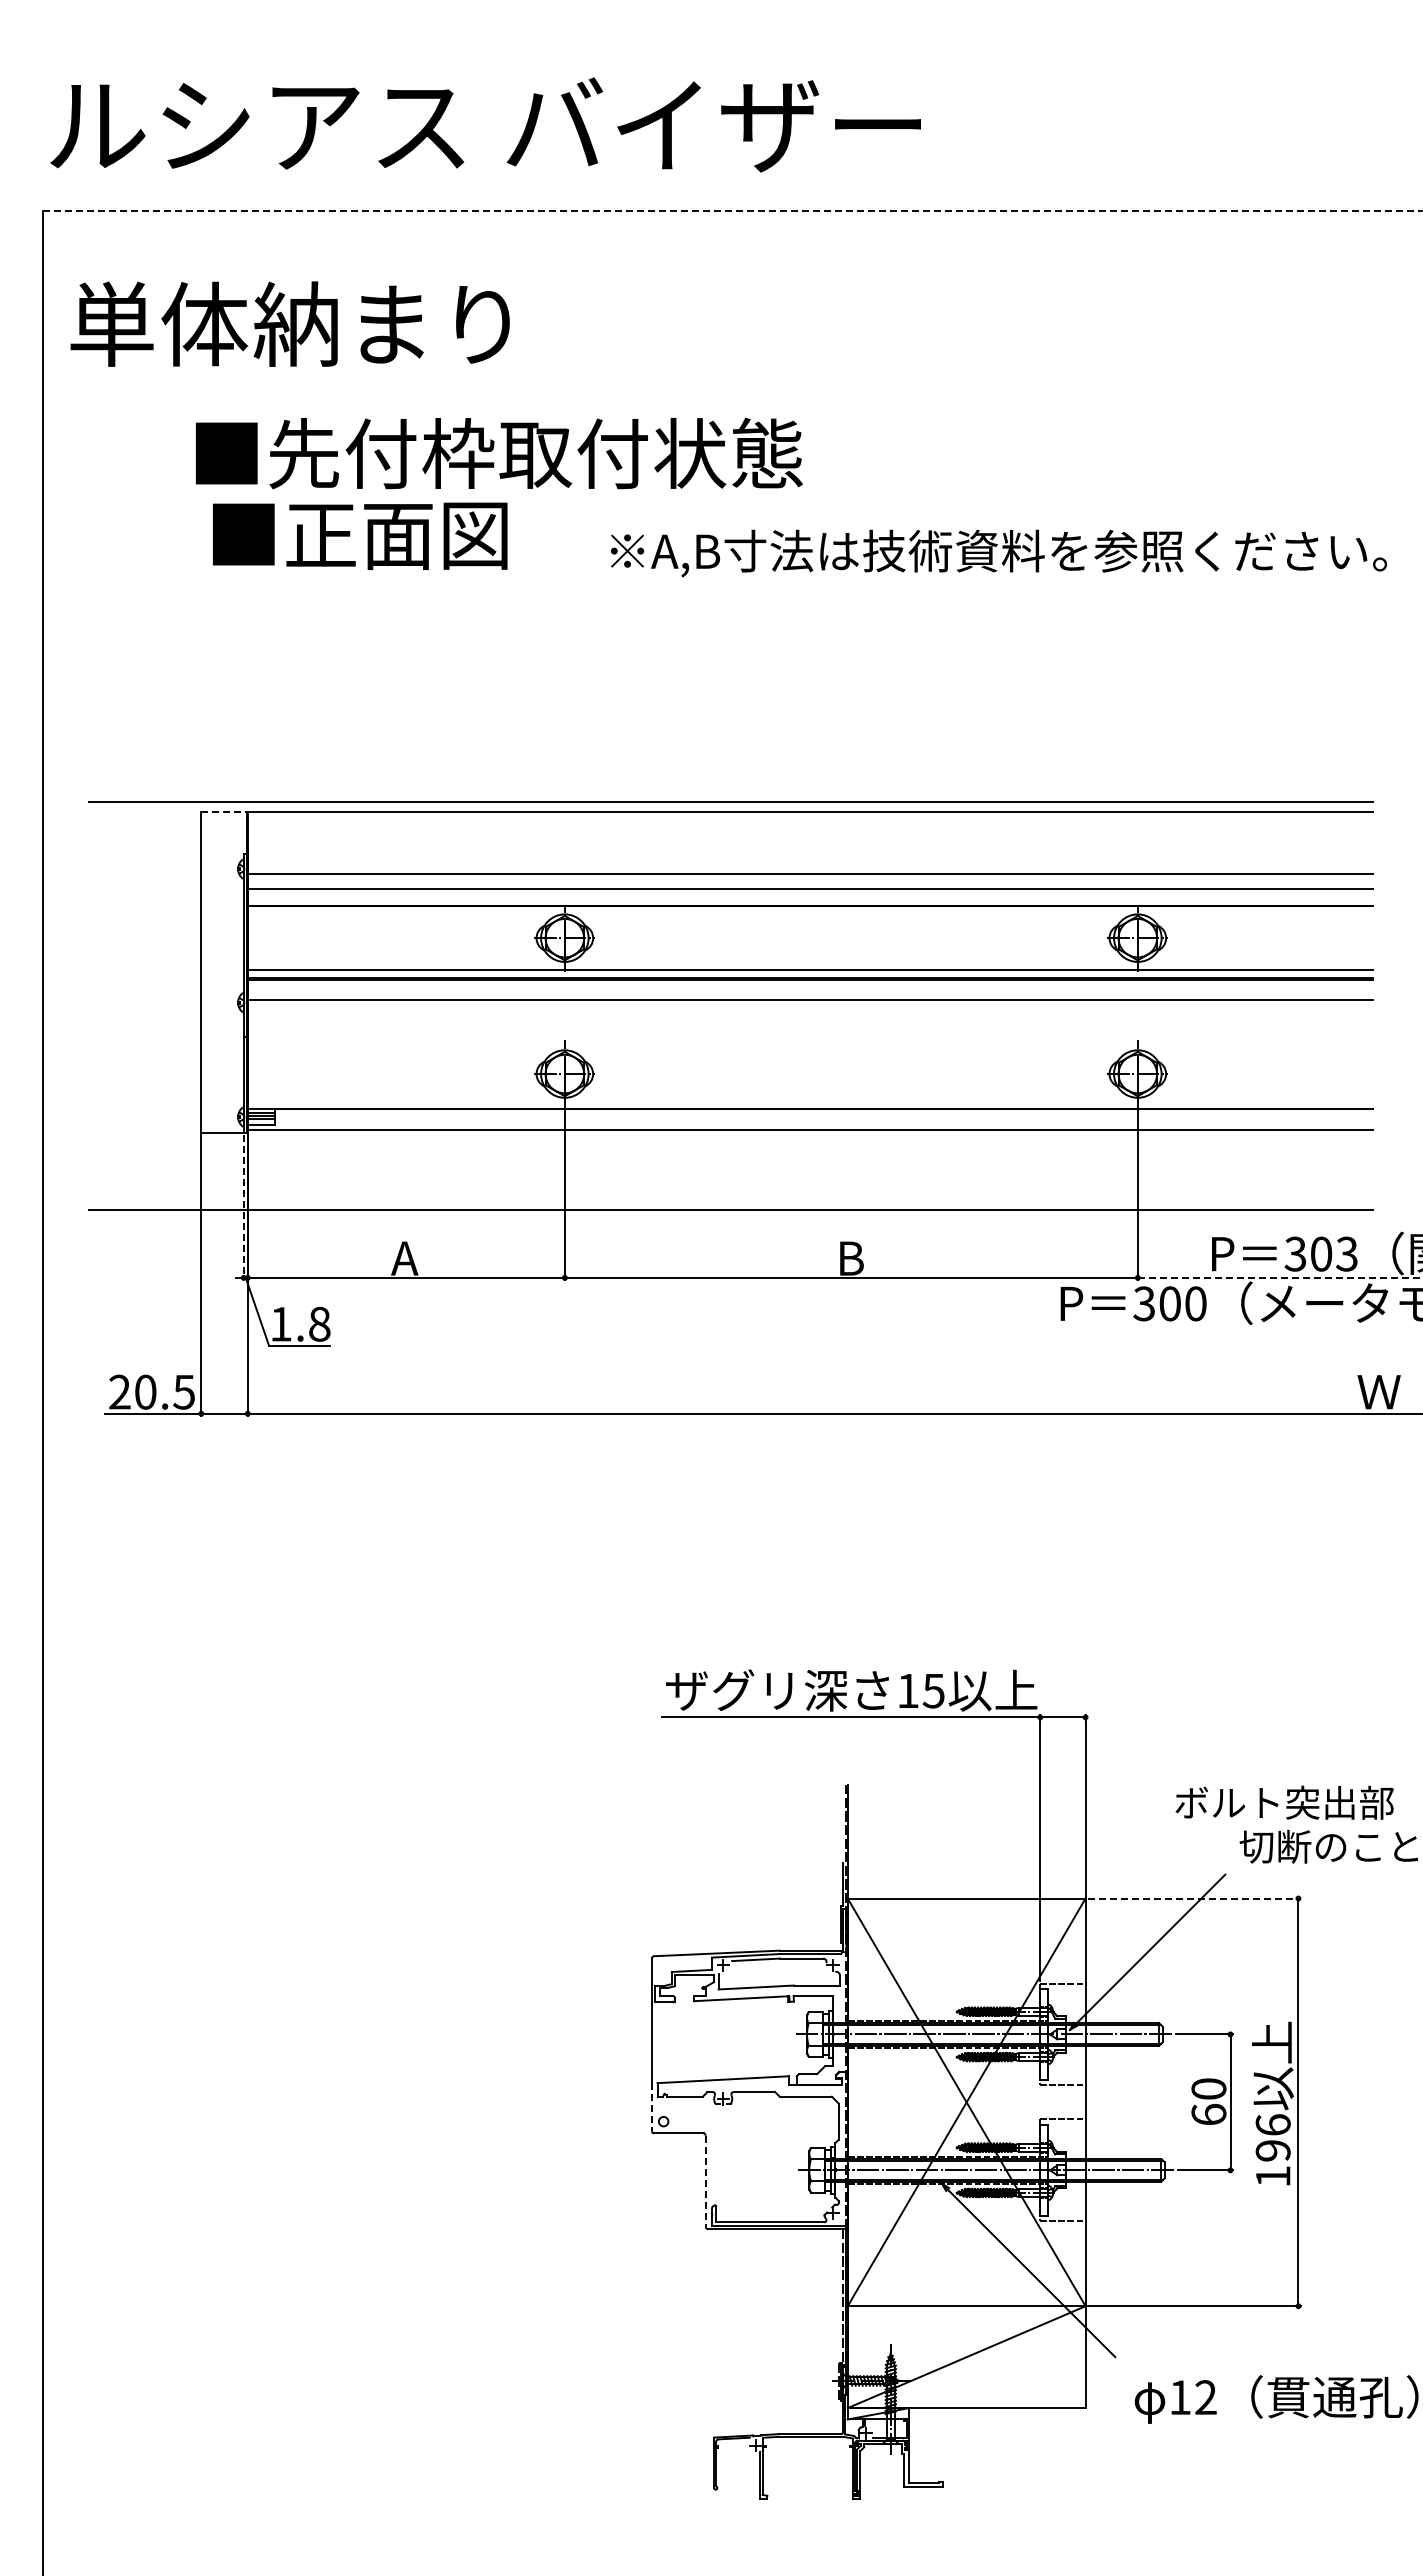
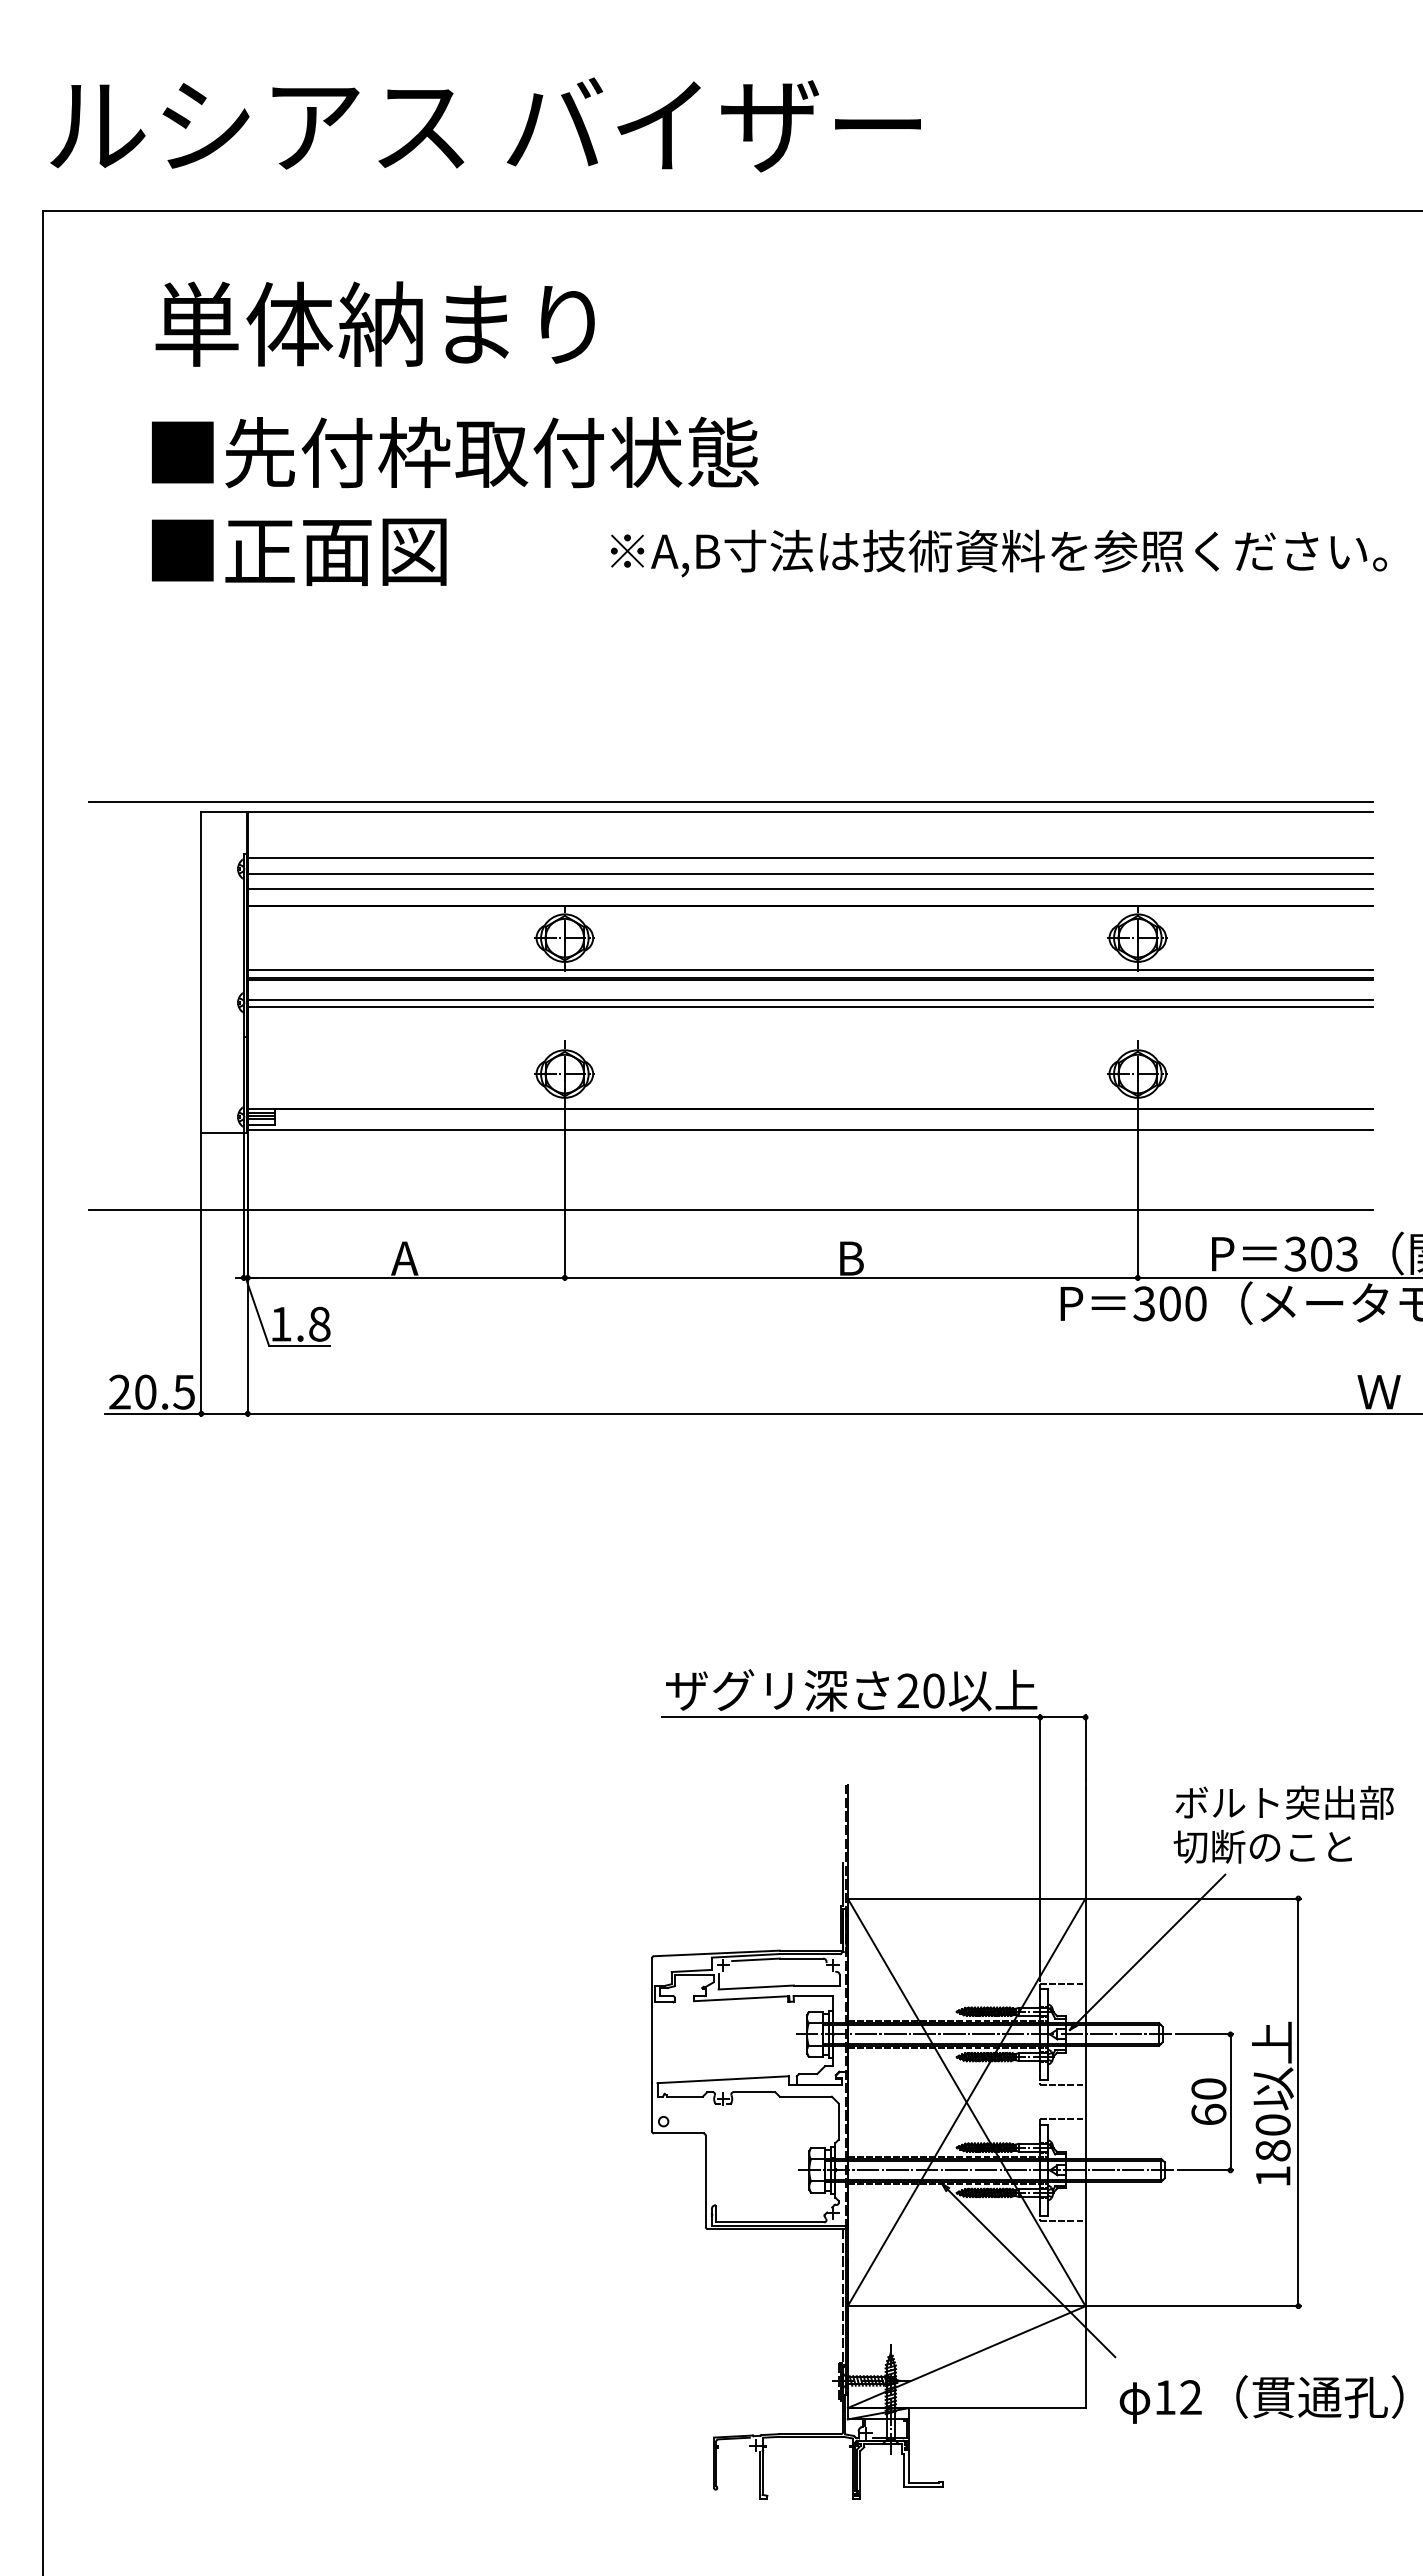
line: dashed -> solid (732, 211)
text position: (289, 323) -> (374, 323) (374, 323)
text position: (499, 453) -> (455, 452) (455, 452)
text position: (360, 535) -> (299, 551) (299, 551)
line: dashed -> solid (224, 812)
line: none -> present (810, 857)
line: none -> present (810, 1007)
line: dashed -> solid (243, 1208)
line: dashed -> solid (1280, 1277)
text: 15 -> 20 (920, 1690)
text position: (1328, 1846) -> (1262, 1846) (1262, 1846)
line: dashed -> solid (1194, 1898)
line: dashed -> solid (651, 2107)
text: 196 -> 180 (1272, 2137)
line: dashed -> solid (705, 2181)
text position: (1276, 2399) -> (1261, 2399) (1261, 2399)
